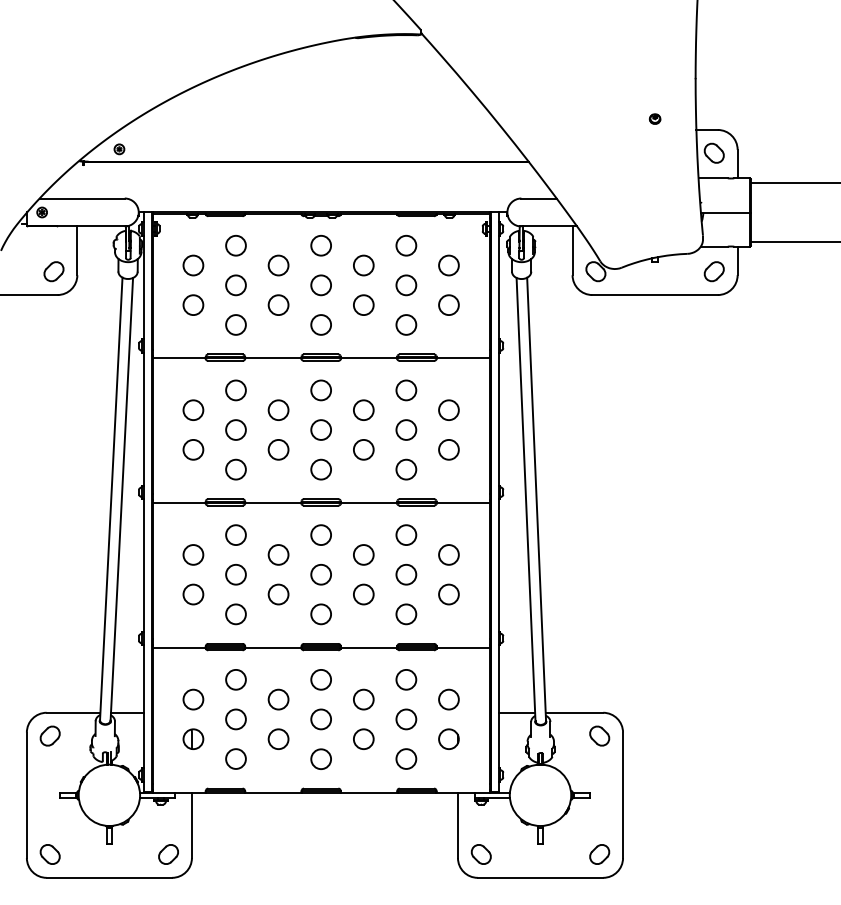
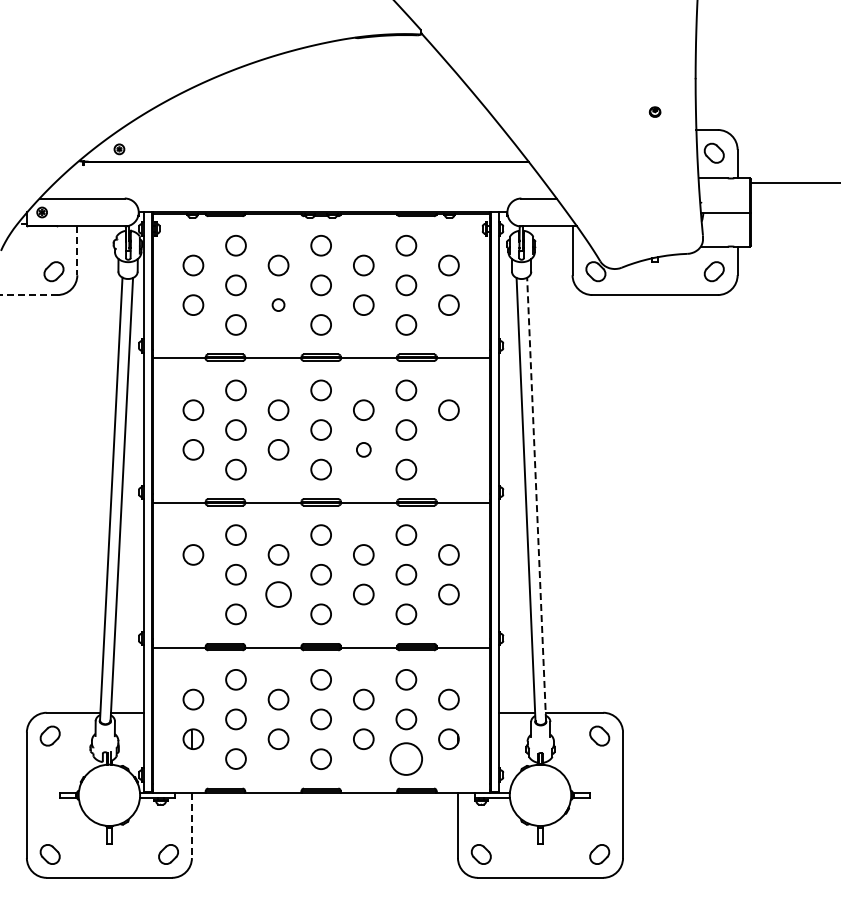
part position: (654, 118) -> (654, 111) (654, 111)
line: present -> none (793, 241)
line: solid -> dashed (77, 251)
line: solid -> dashed (28, 295)
circle size: 23x22 px -> 15x14 px (278, 304)
circle size: 22x22 px -> 16x16 px (363, 449)
circle: present -> none (448, 449)
line: solid -> dashed (536, 499)
circle: present -> none (193, 594)
circle size: 23x23 px -> 27x27 px (278, 594)
circle size: 23x22 px -> 34x34 px (405, 758)
line: solid -> dashed (191, 825)
